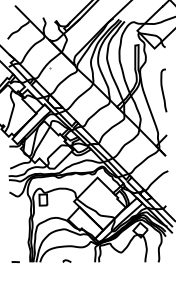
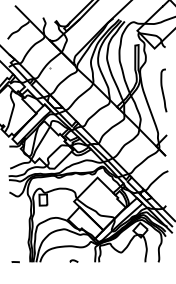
curve position: (66, 260) -> (73, 260) (73, 260)
